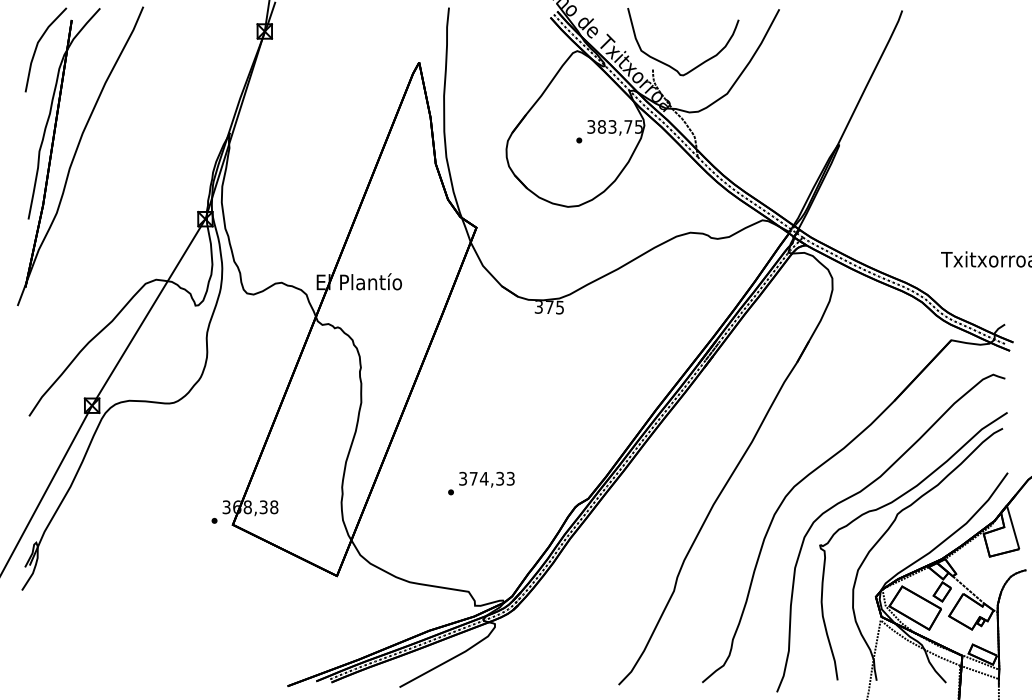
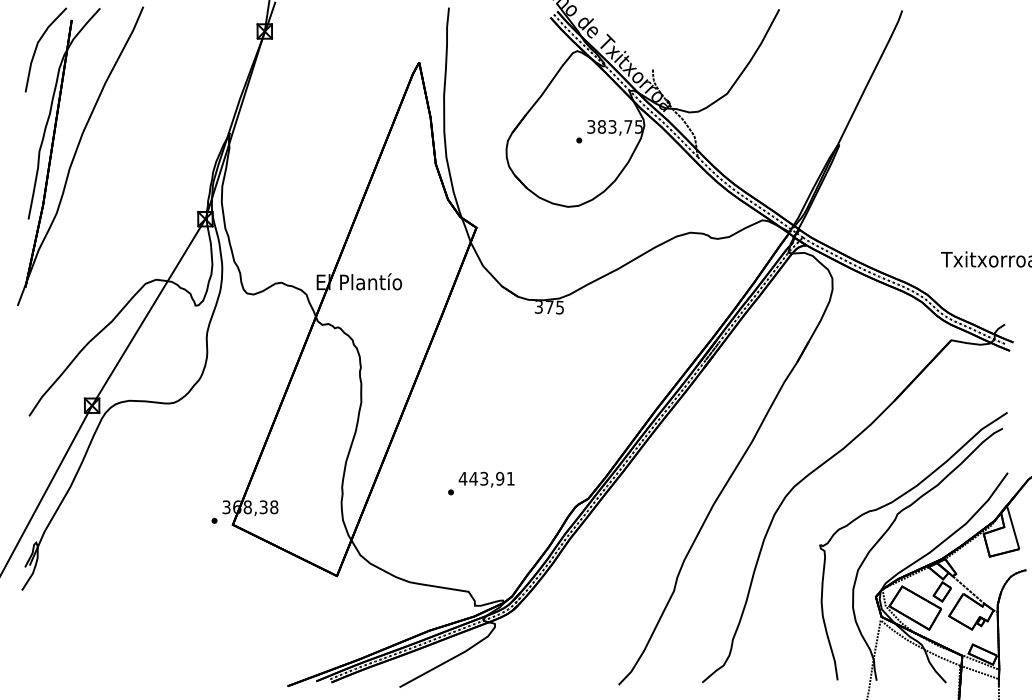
curve: present -> none (670, 65)
text: 374,33 -> 443,91 (486, 478)
curve: present -> none (862, 491)
